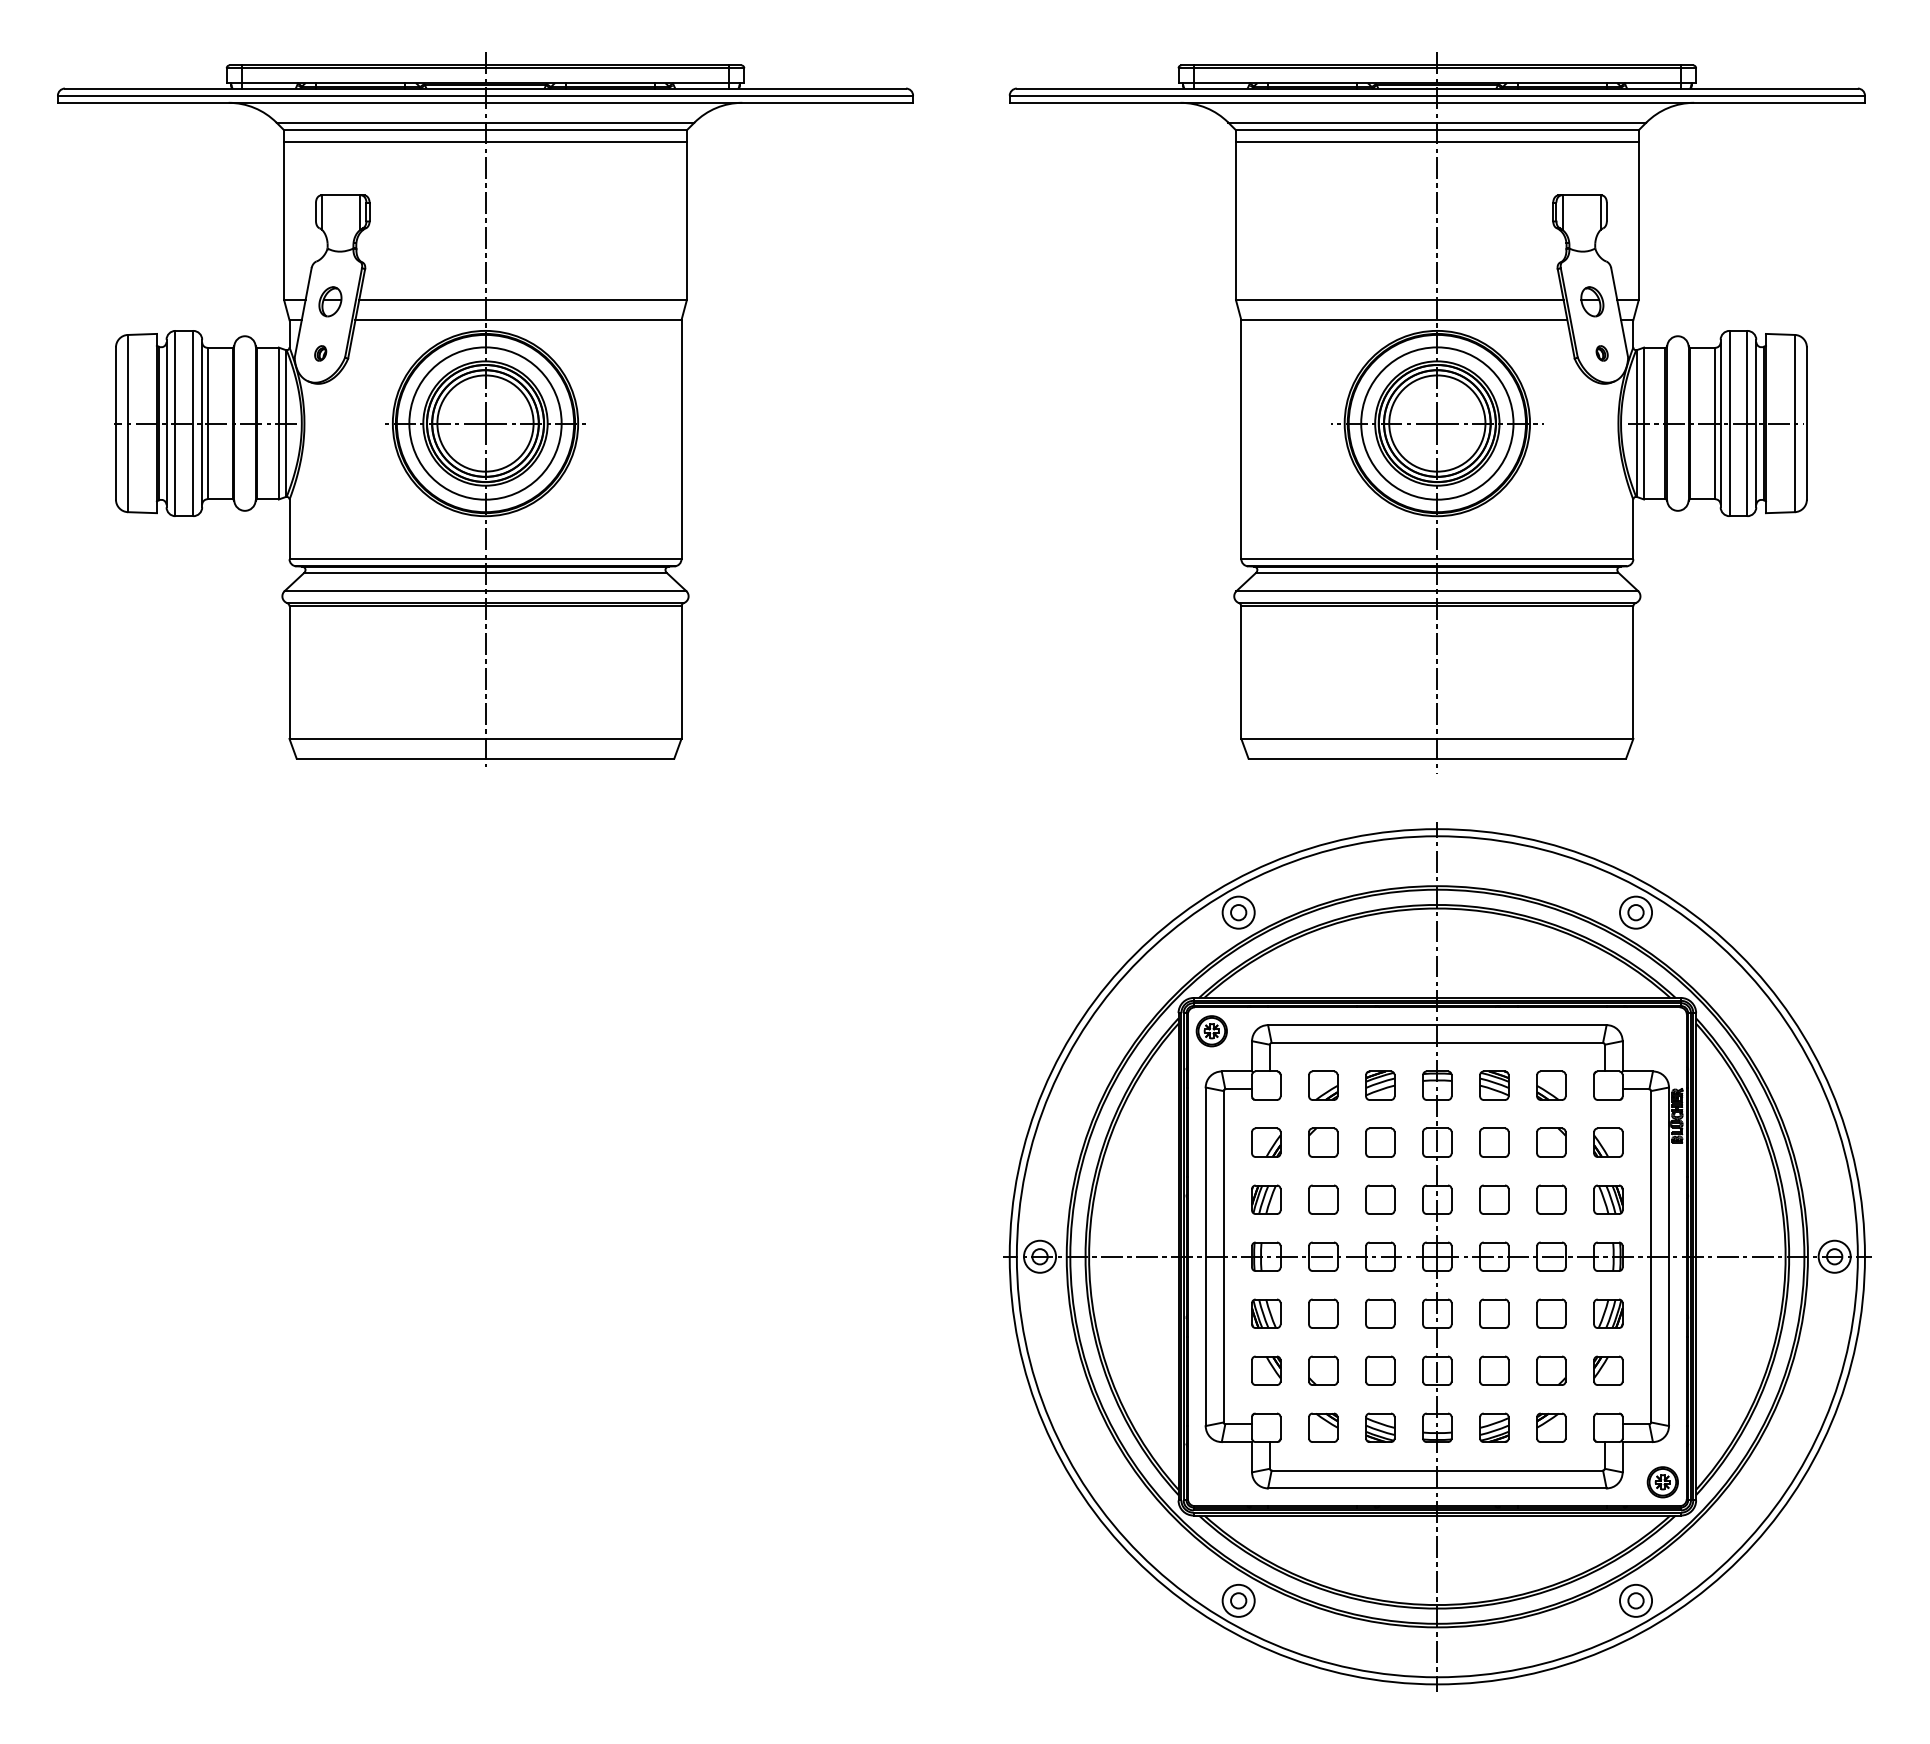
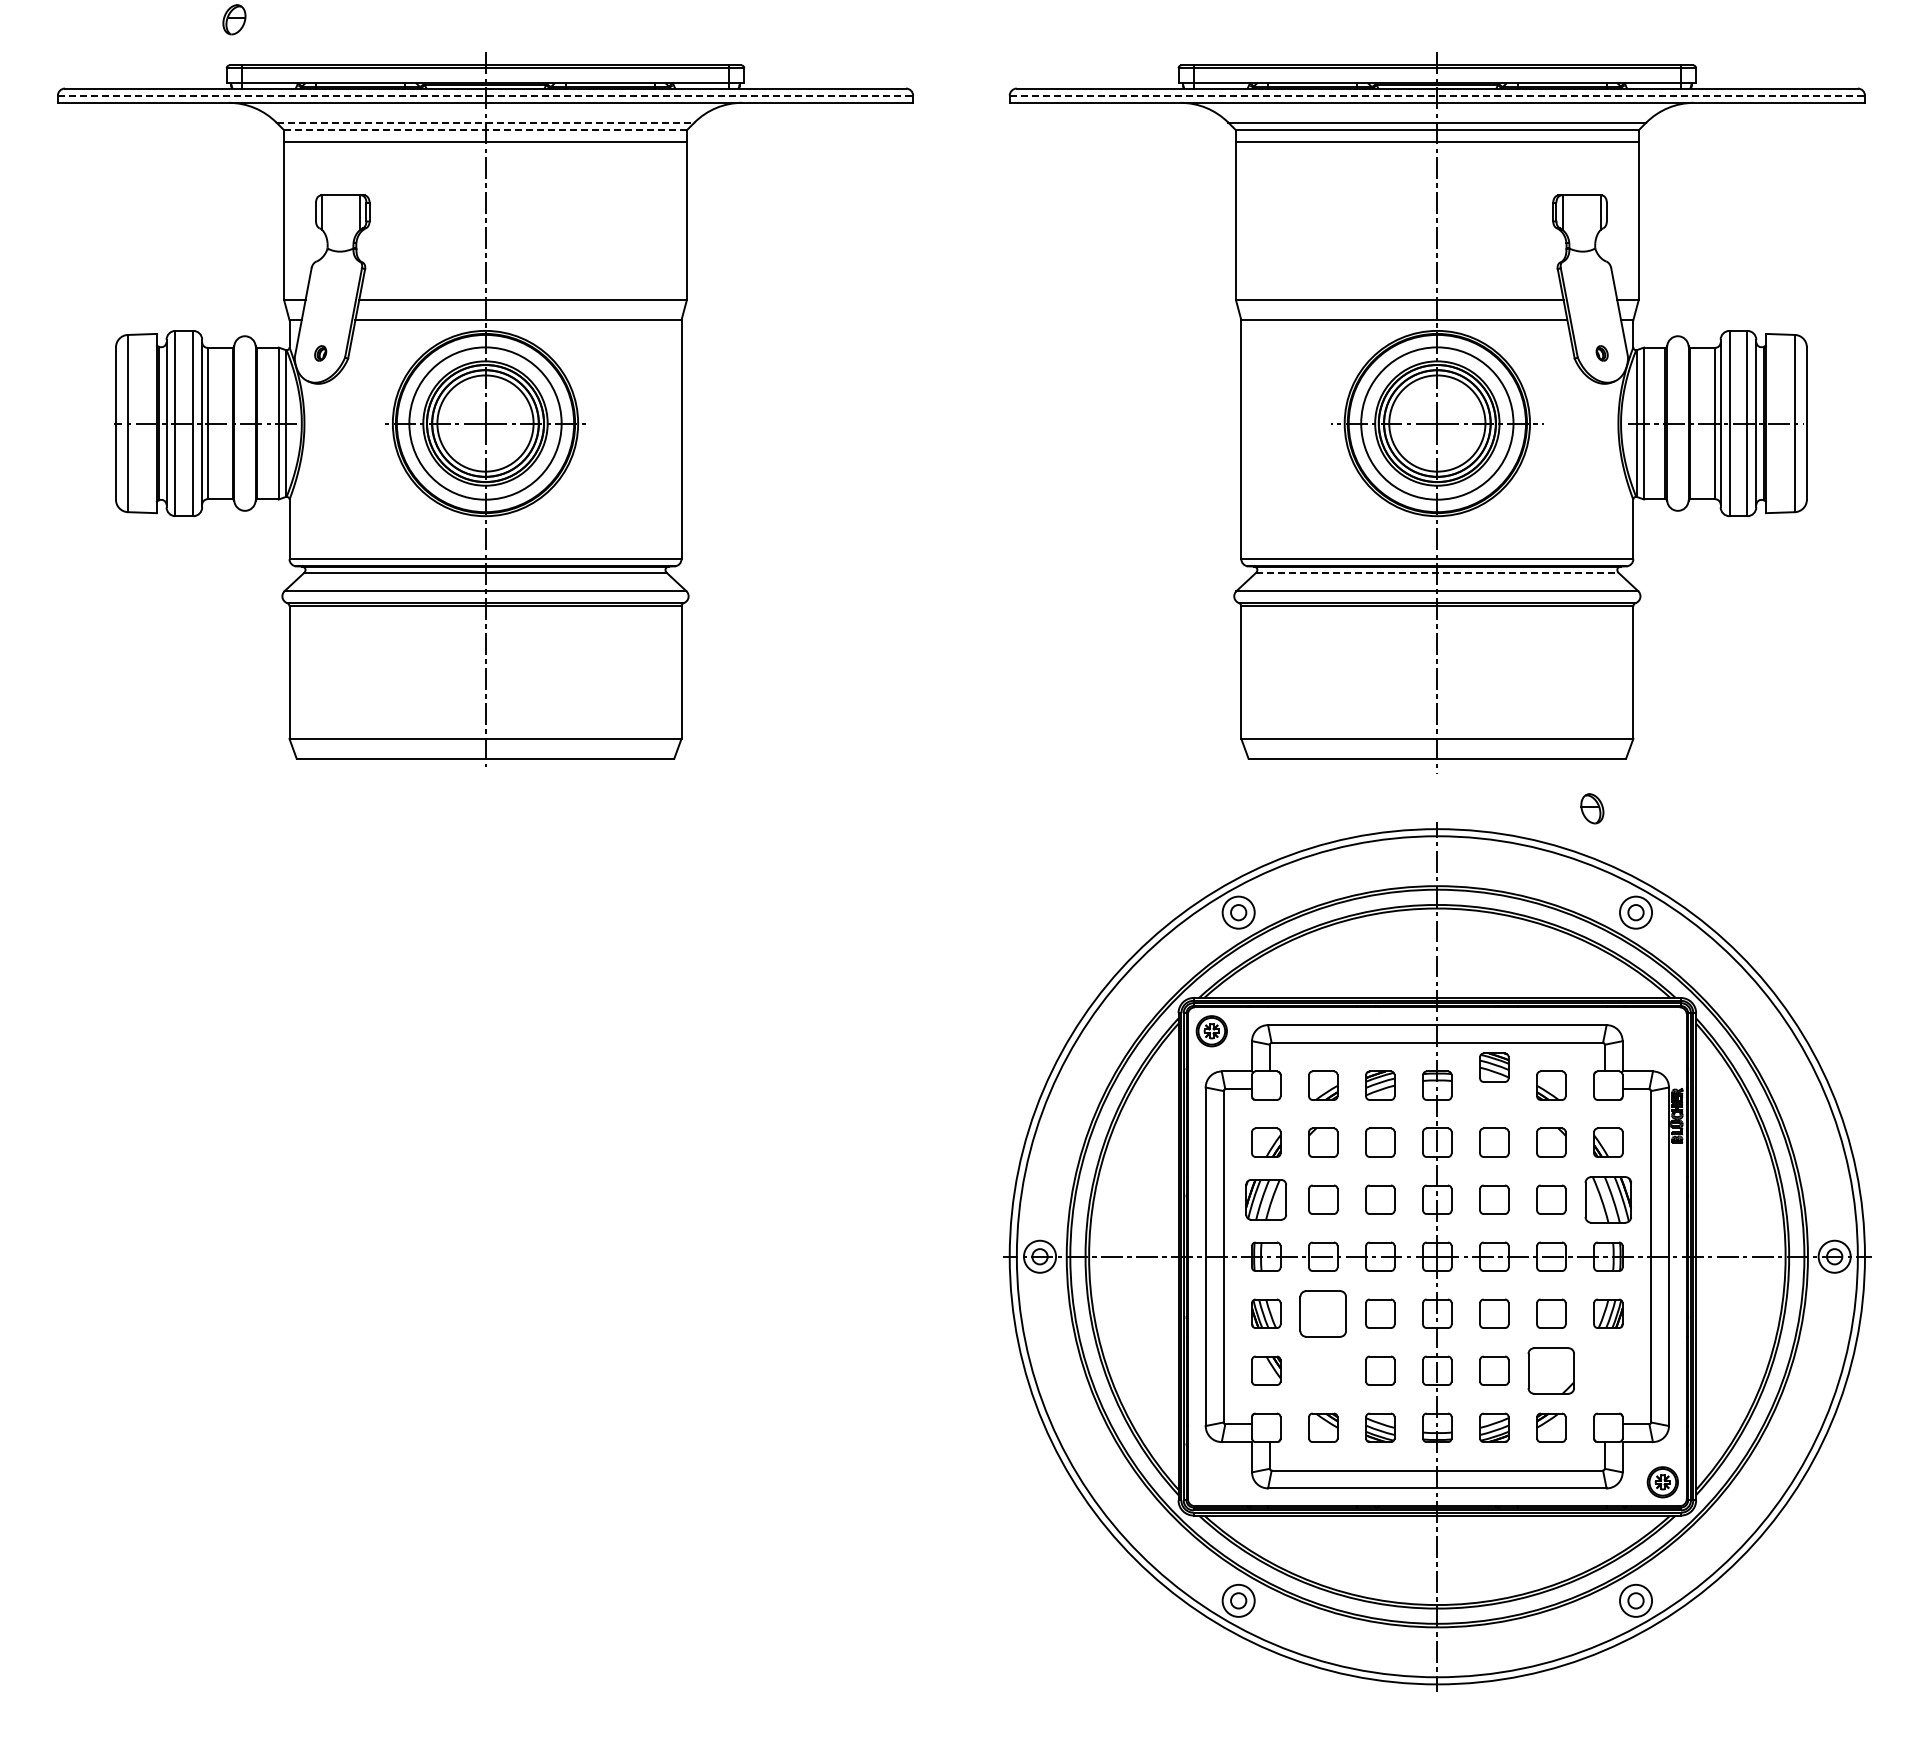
line: solid -> dashed (485, 95)
line: solid -> dashed (1437, 95)
line: solid -> dashed (485, 122)
line: solid -> dashed (486, 130)
part position: (330, 301) -> (234, 19) (234, 19)
part position: (1592, 301) -> (1592, 808) (1592, 808)
line: solid -> dashed (1437, 572)
part position: (1494, 1085) -> (1494, 1067) (1494, 1067)
part size: 31x31 px -> 42x42 px (1265, 1199)
part size: 31x31 px -> 48x48 px (1607, 1199)
part size: 31x31 px -> 48x48 px (1322, 1313)
part: present -> none (1323, 1370)
part size: 31x31 px -> 48x48 px (1550, 1370)
part: present -> none (1608, 1370)
